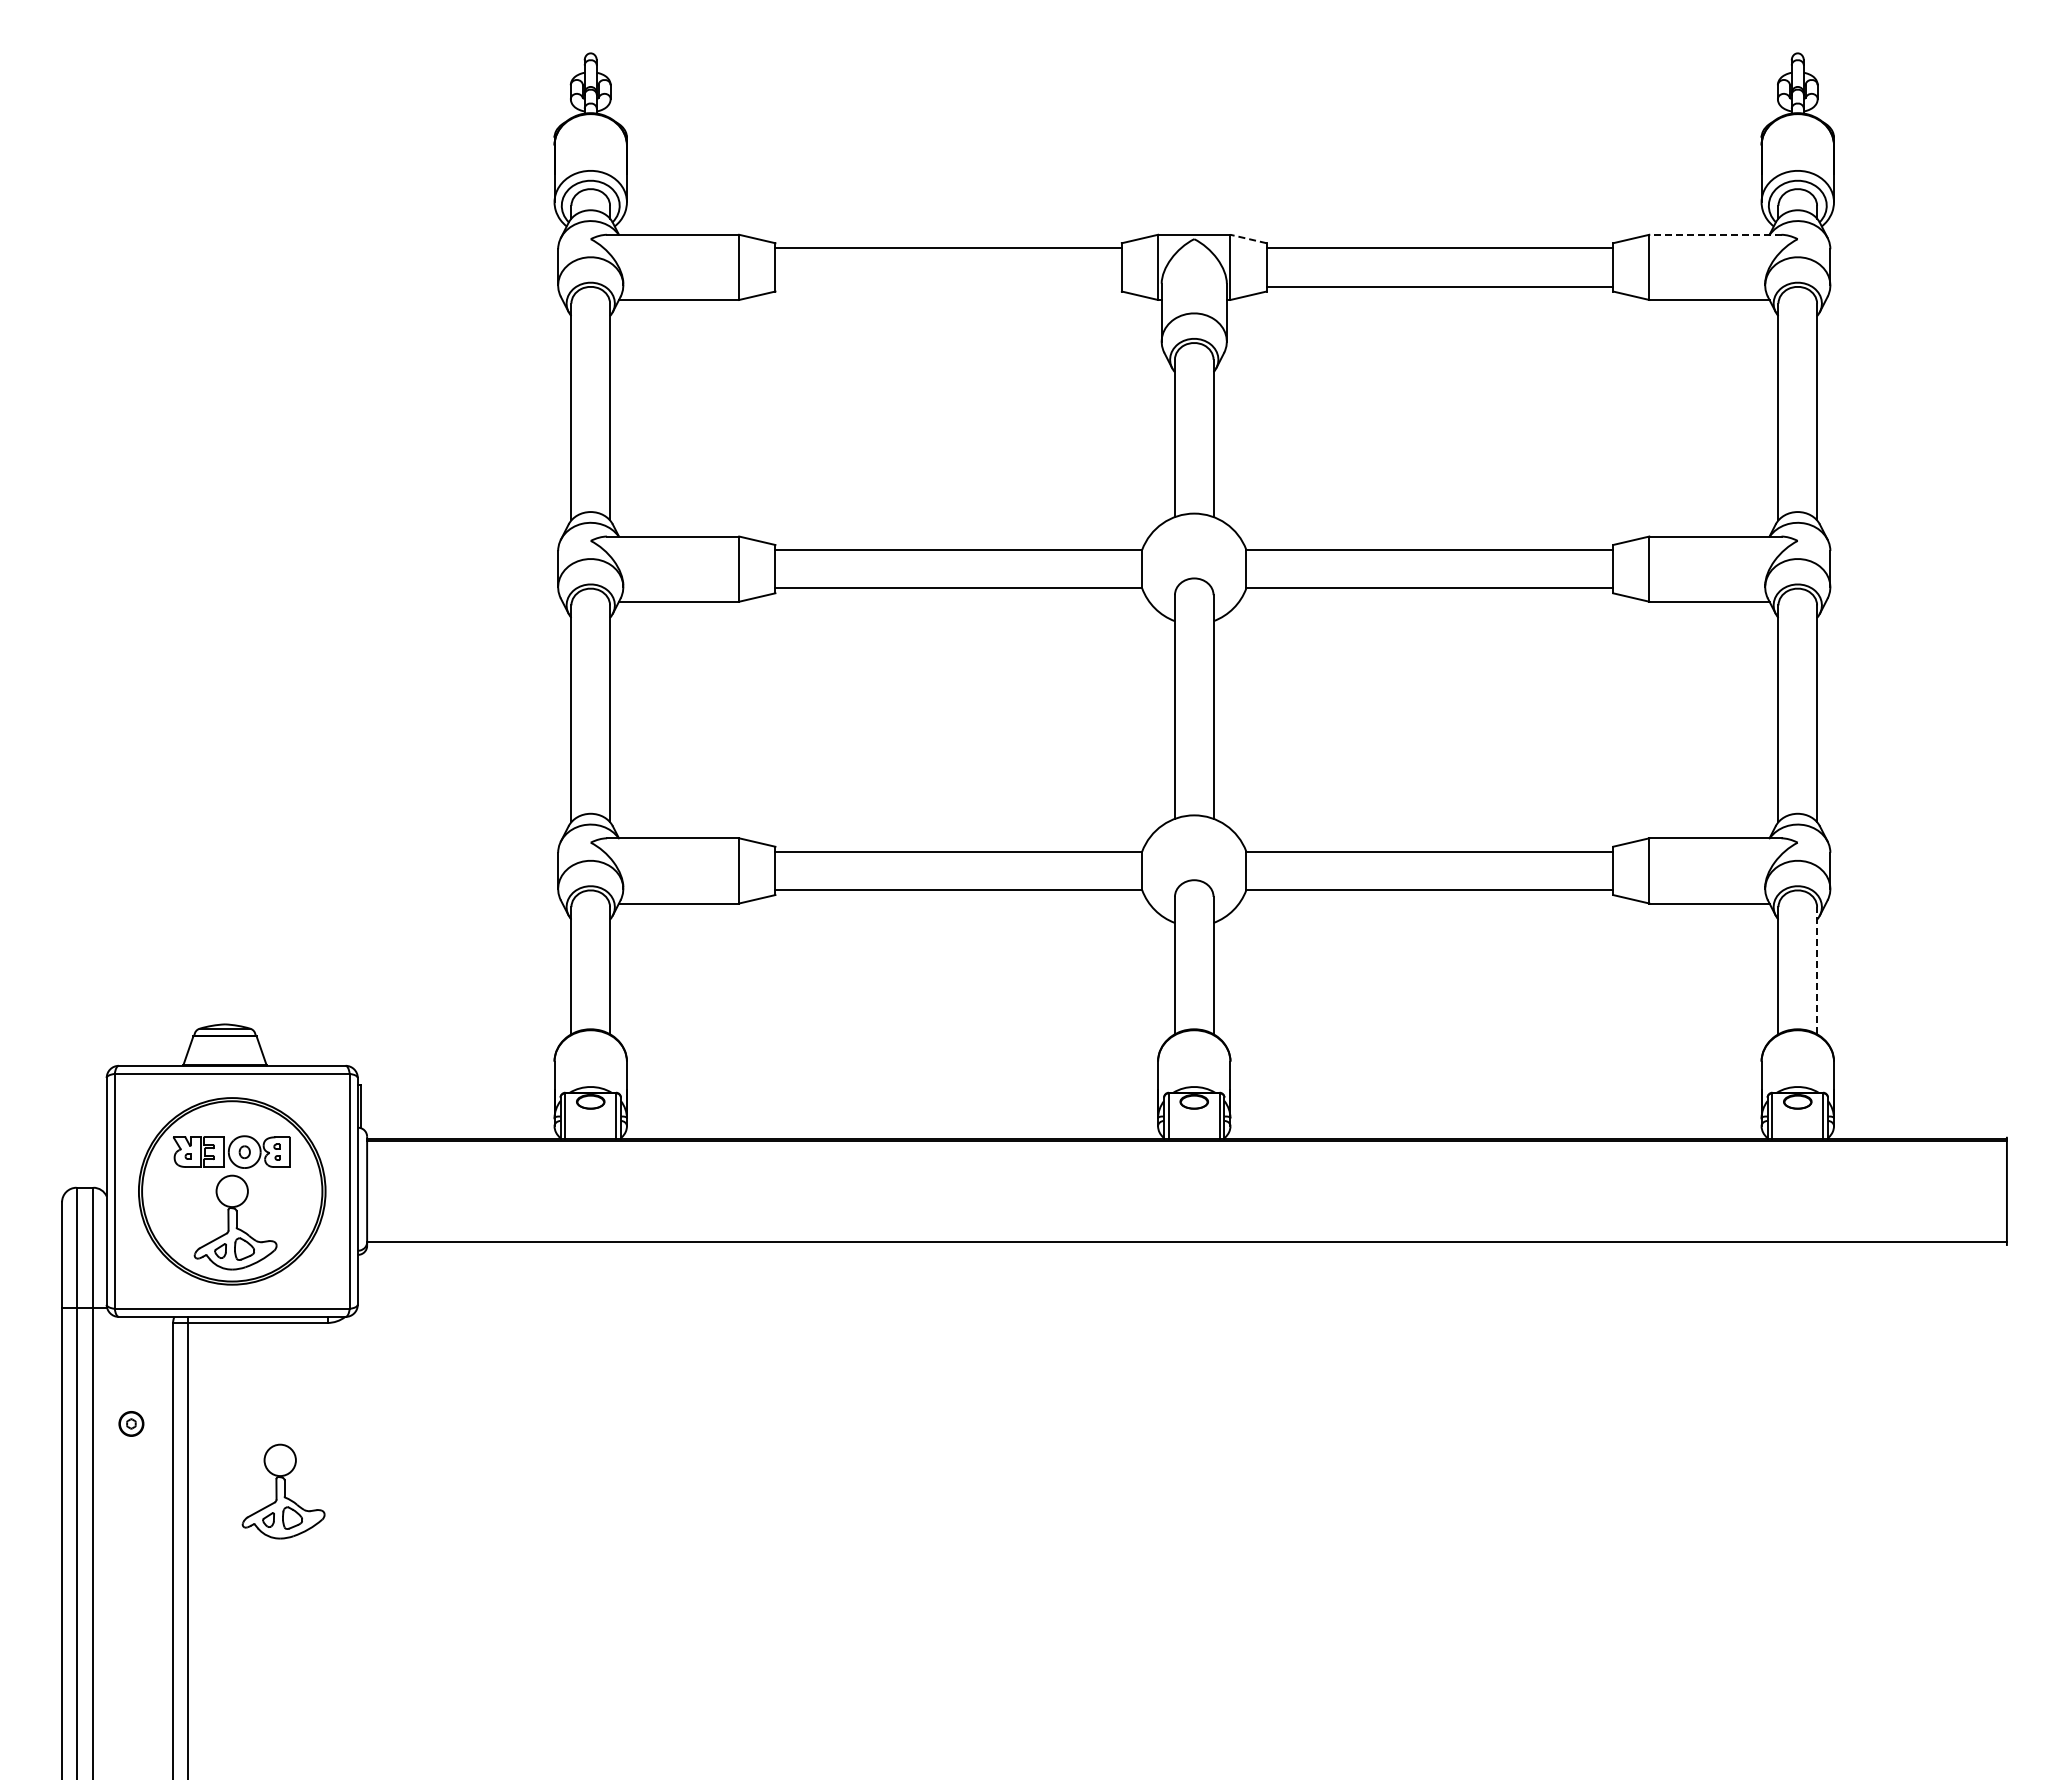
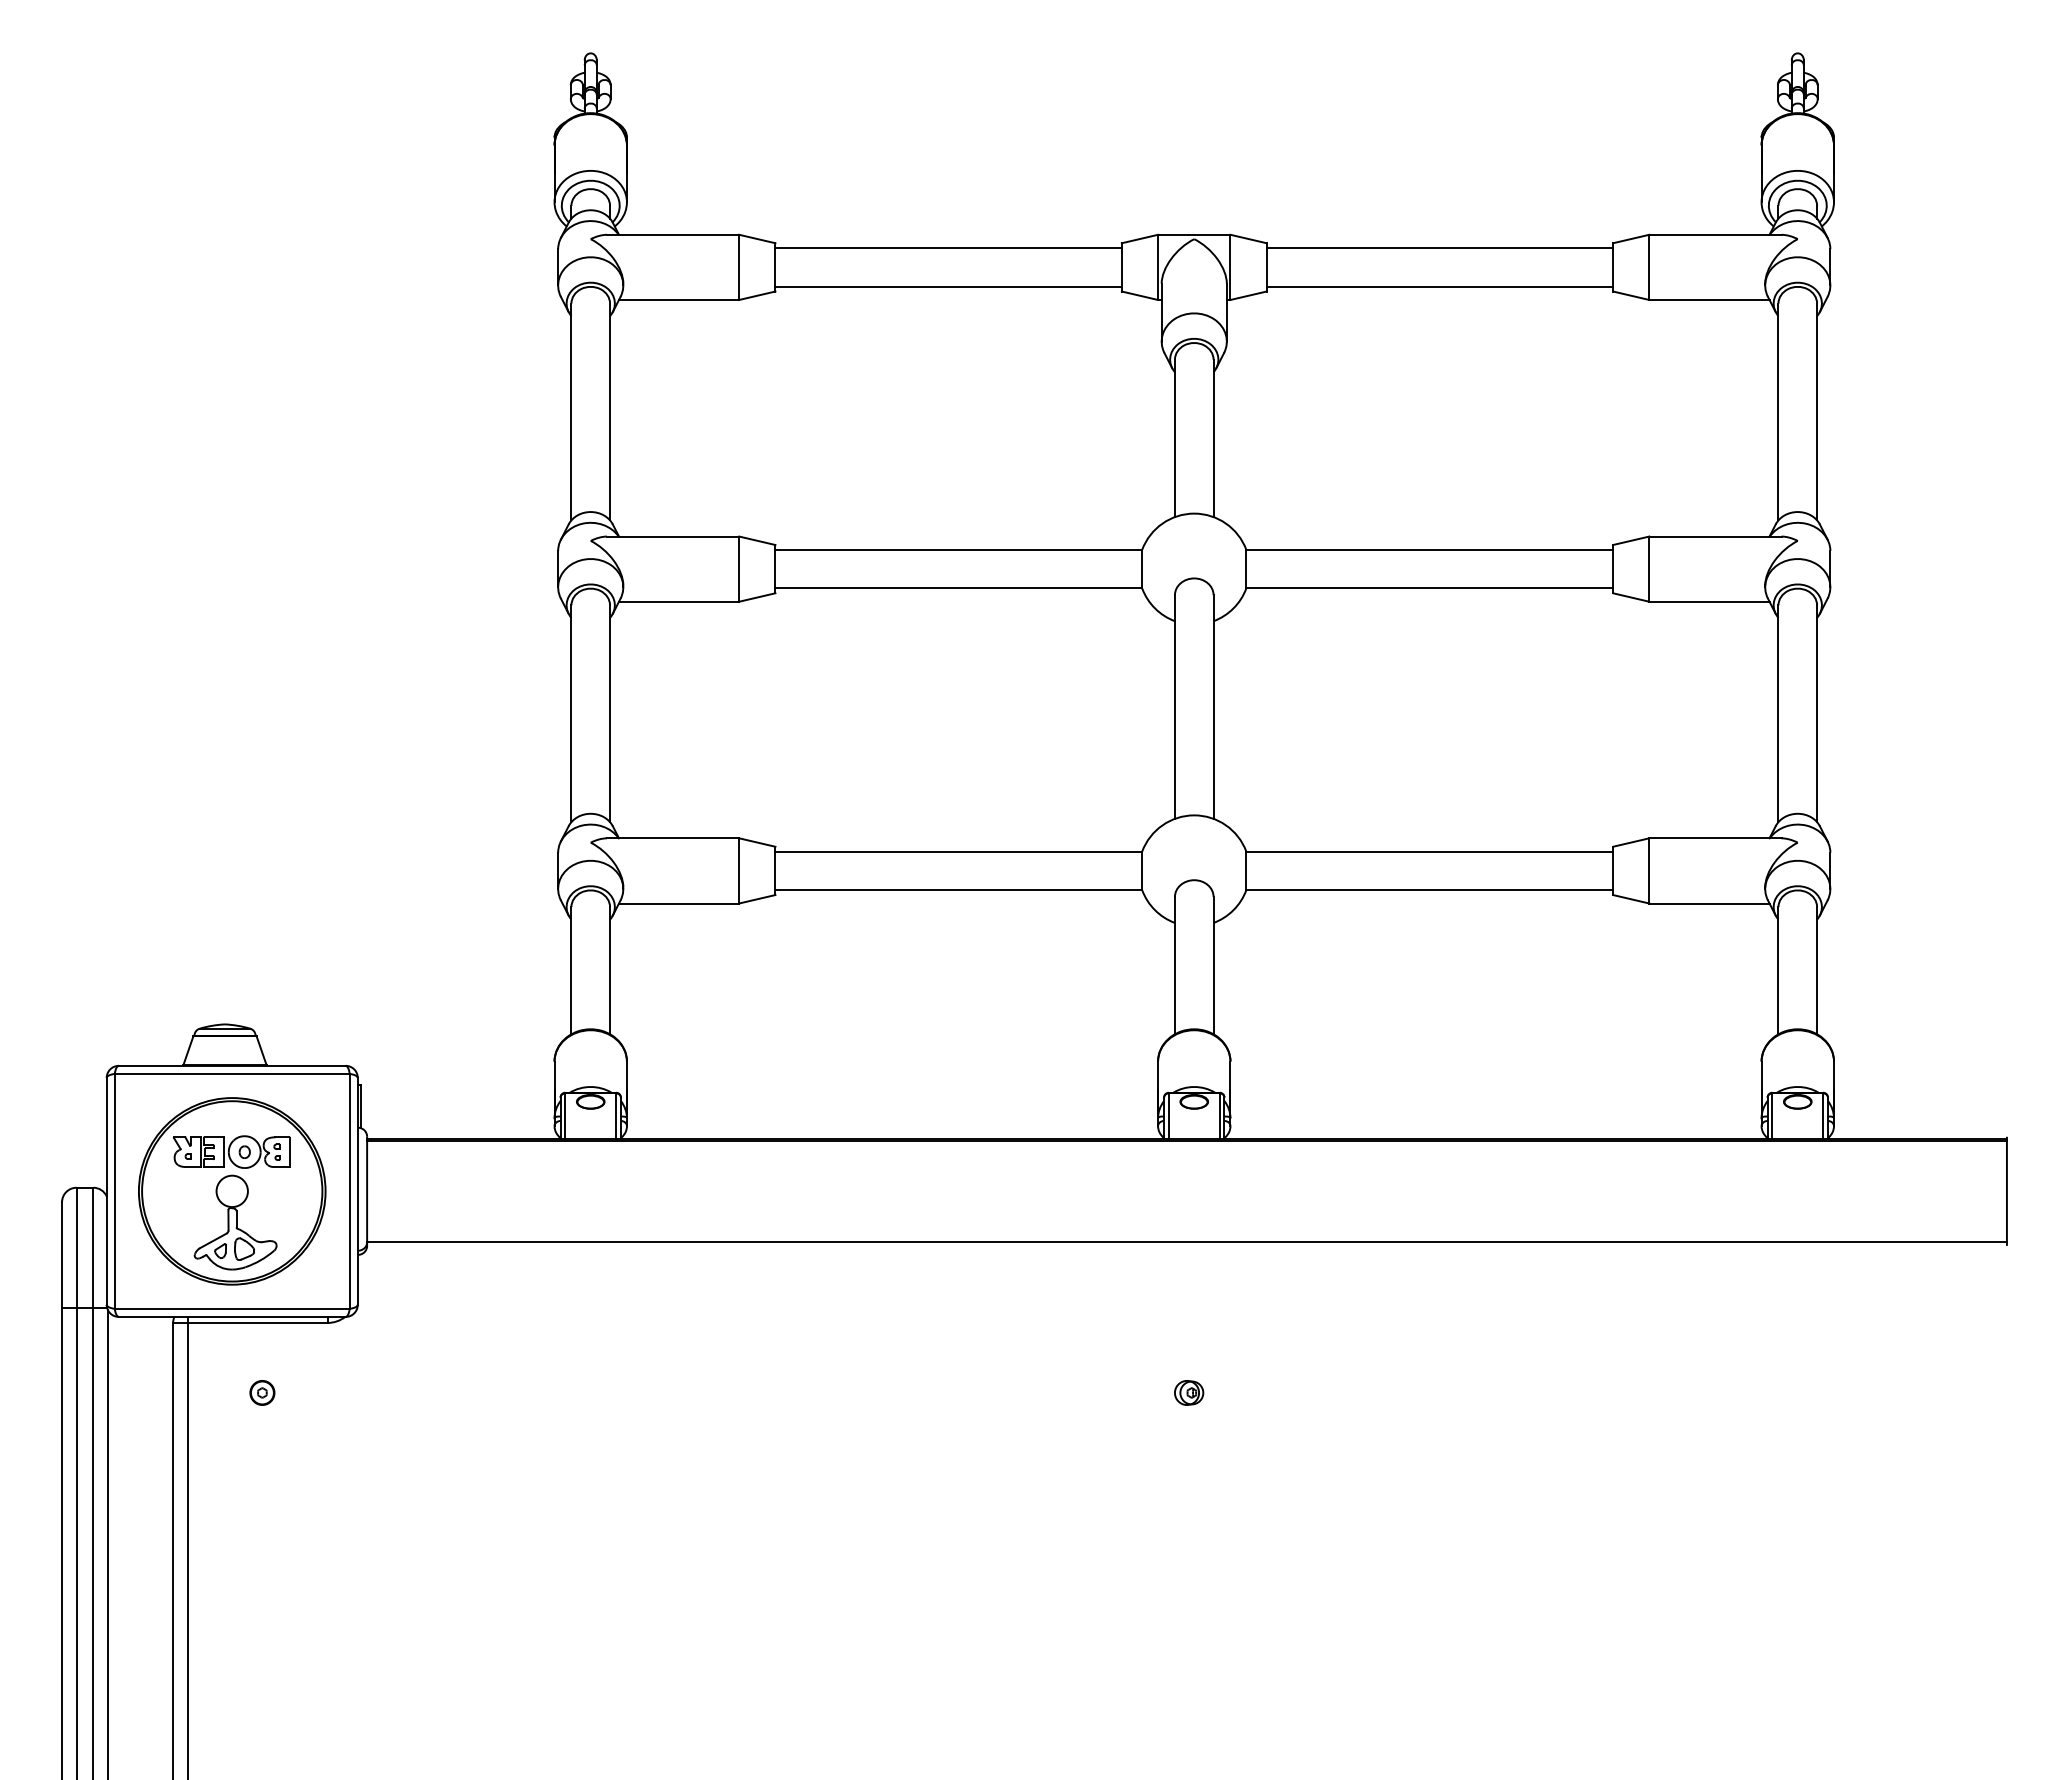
line: dashed -> solid (1714, 234)
line: dashed -> solid (1248, 239)
line: none -> present (948, 286)
line: dashed -> solid (1817, 970)
part: none -> present (1189, 1392)
part position: (131, 1423) -> (262, 1392) (262, 1392)
part: present -> none (283, 1491)
line: none -> present (107, 1543)
